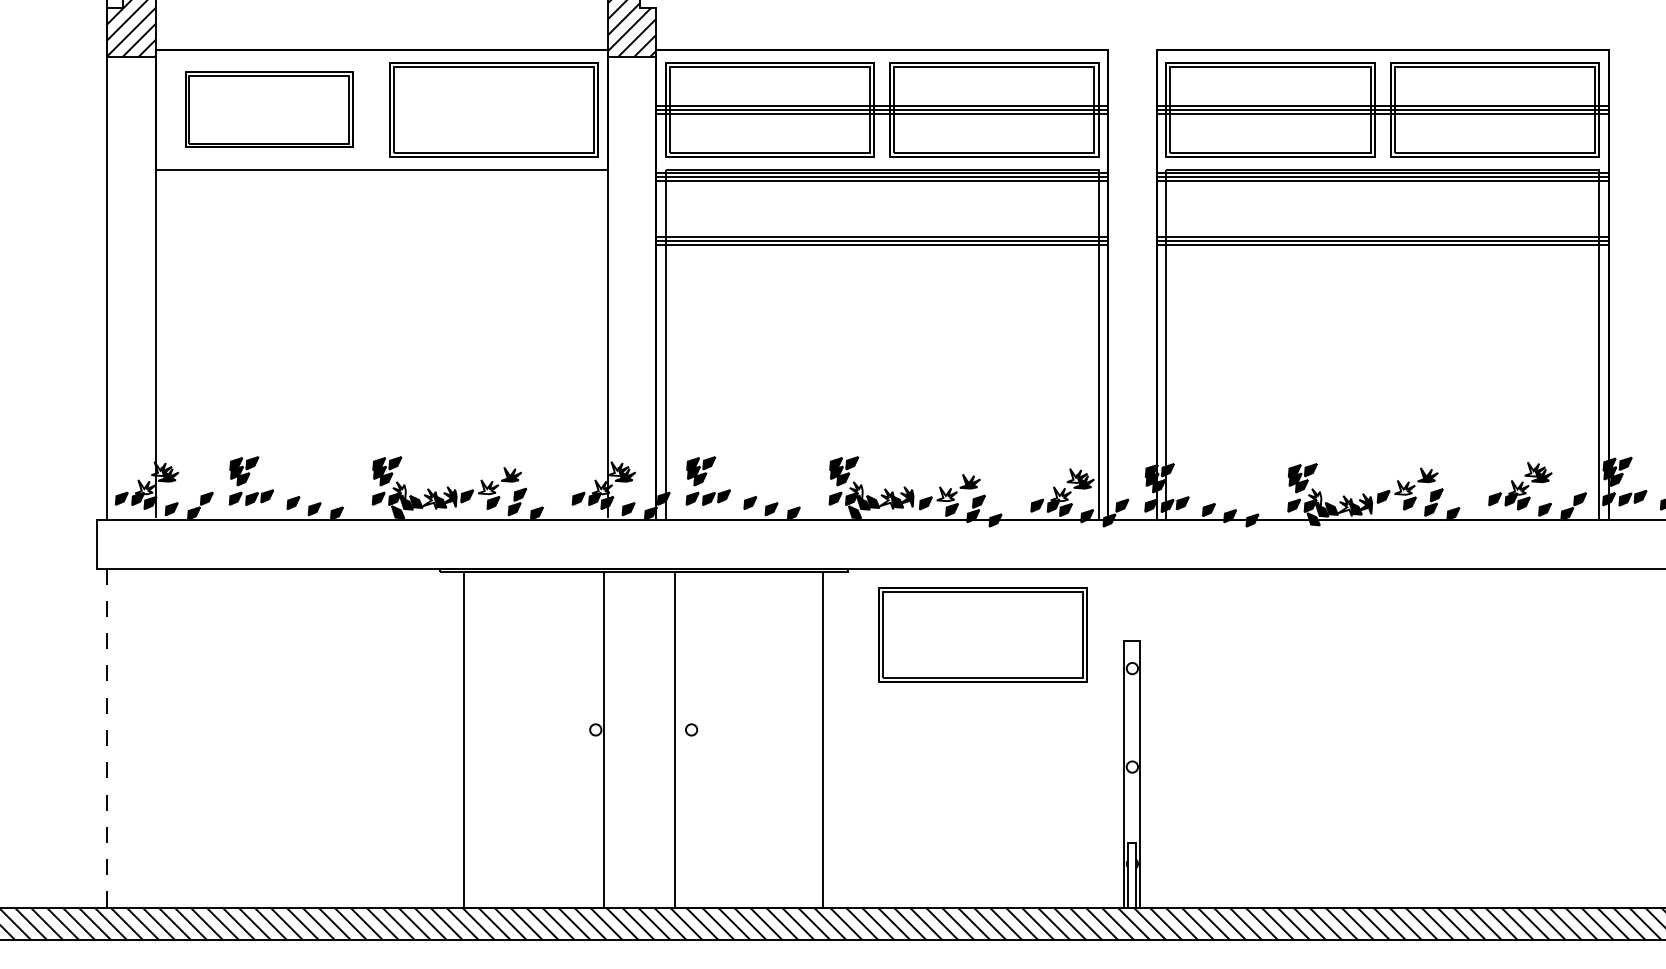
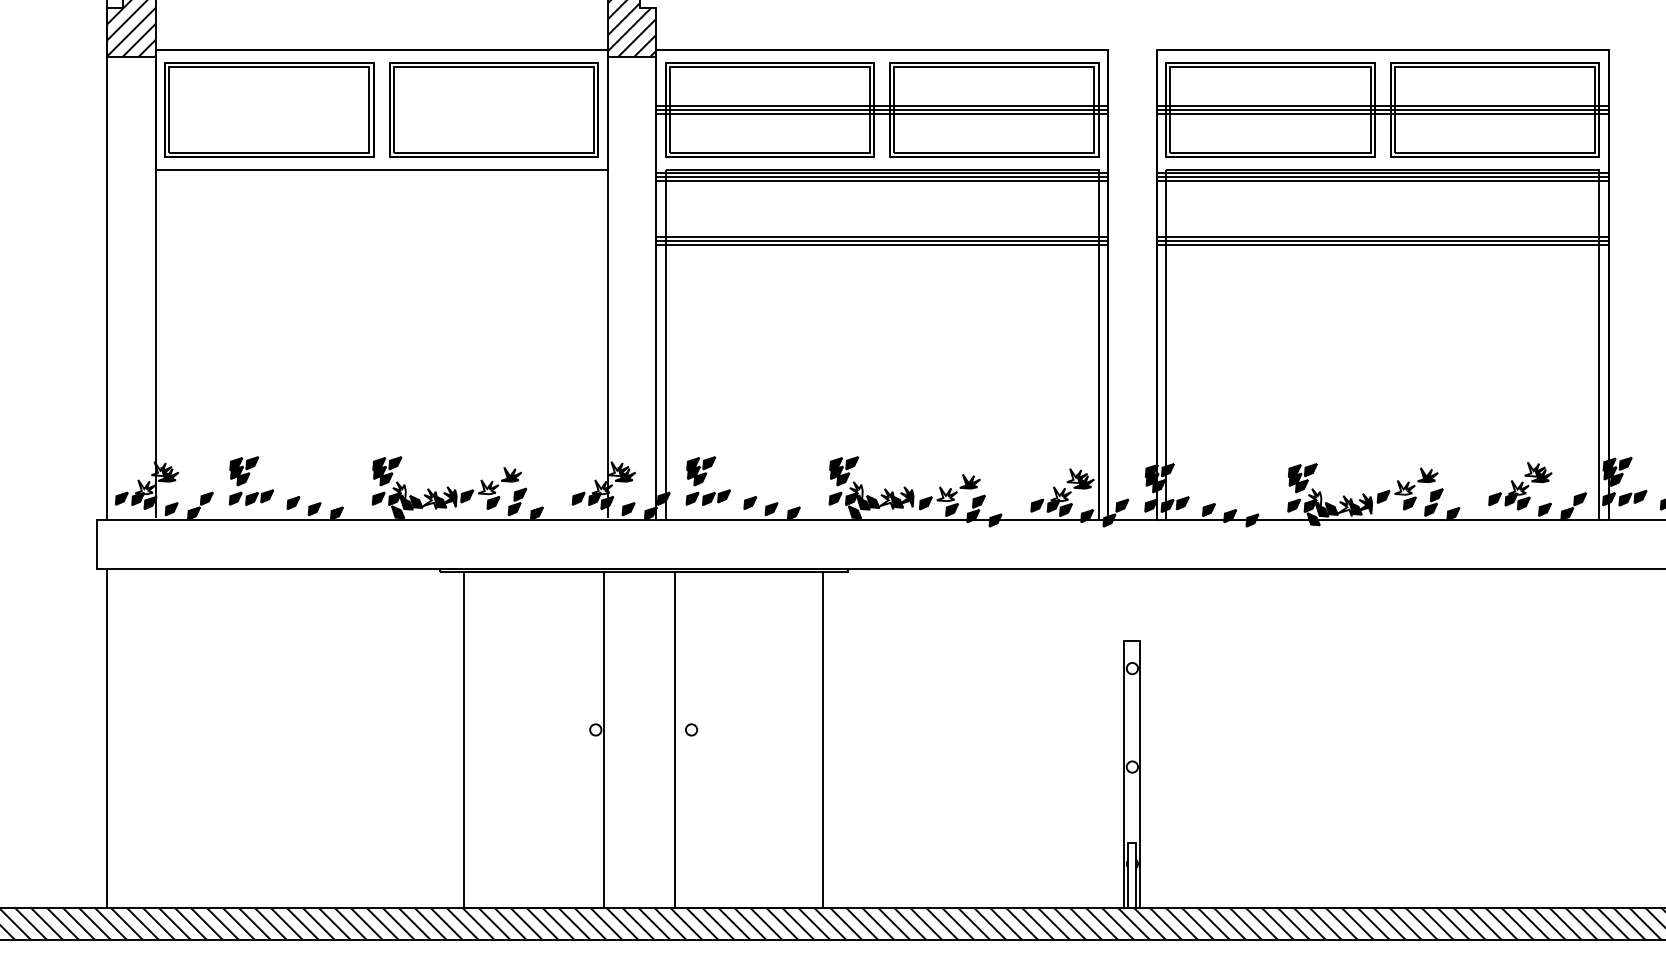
part size: 169x77 px -> 211x96 px (269, 109)
part: present -> none (982, 634)
line: dashed -> solid (107, 737)
